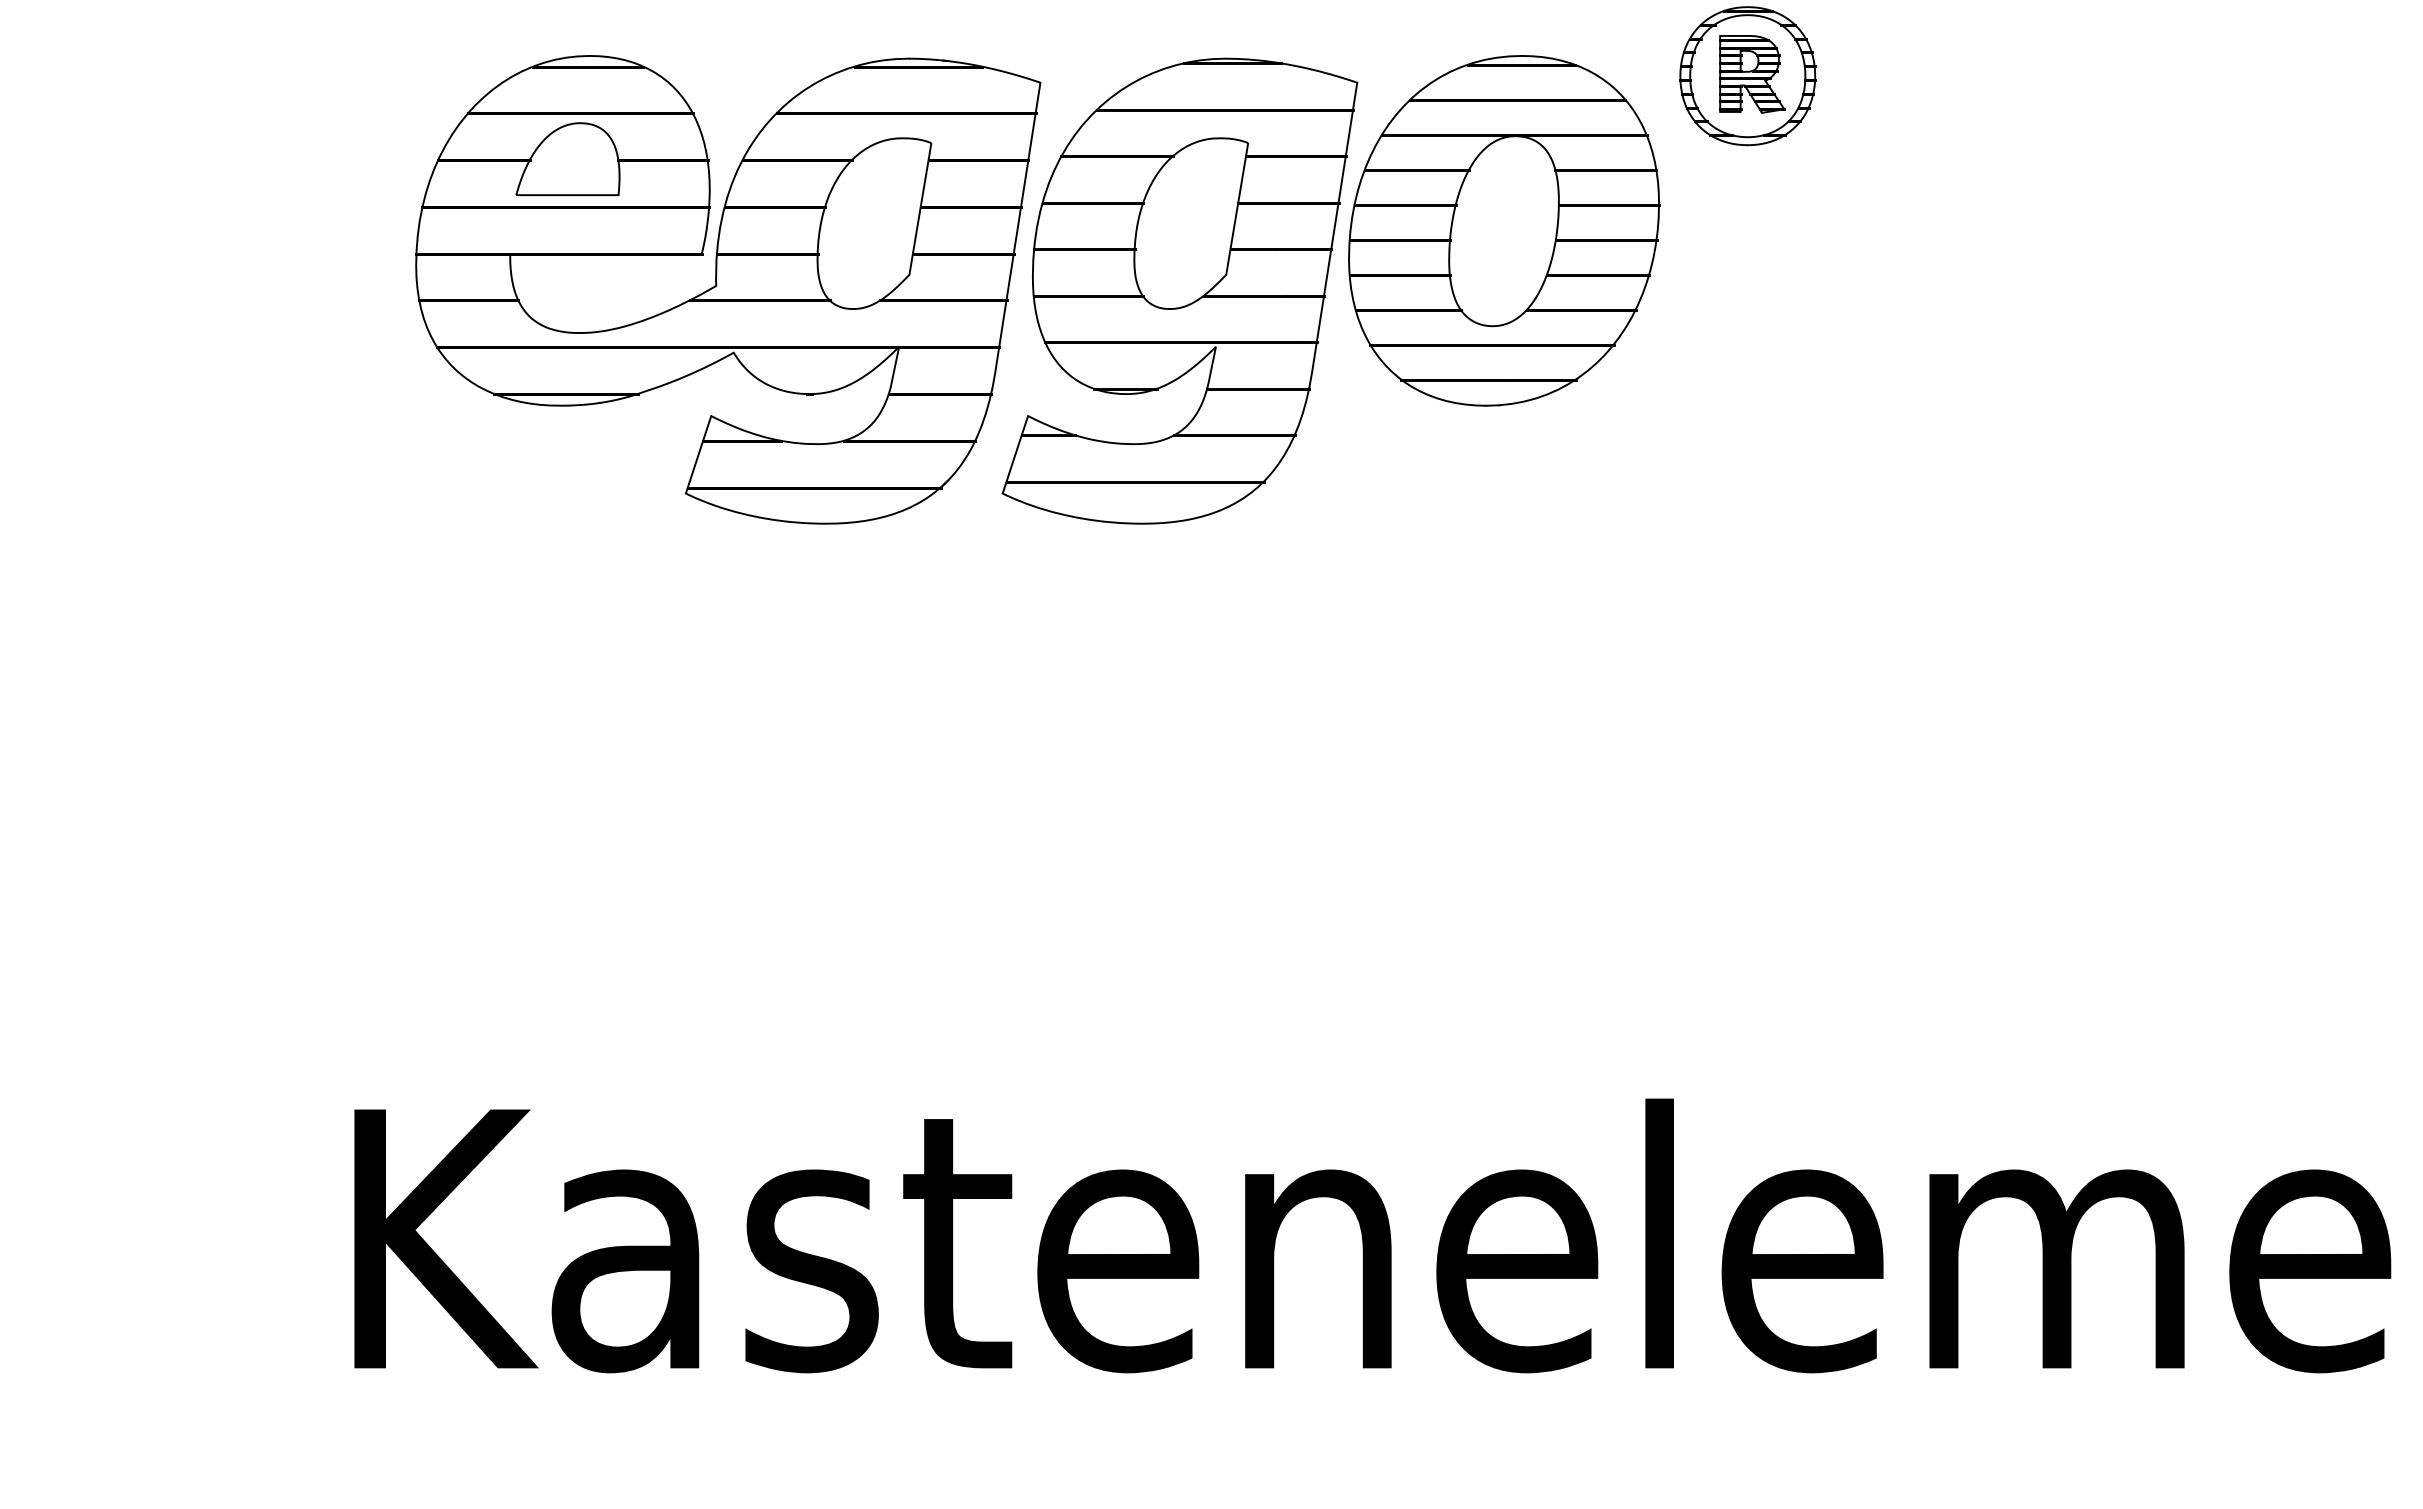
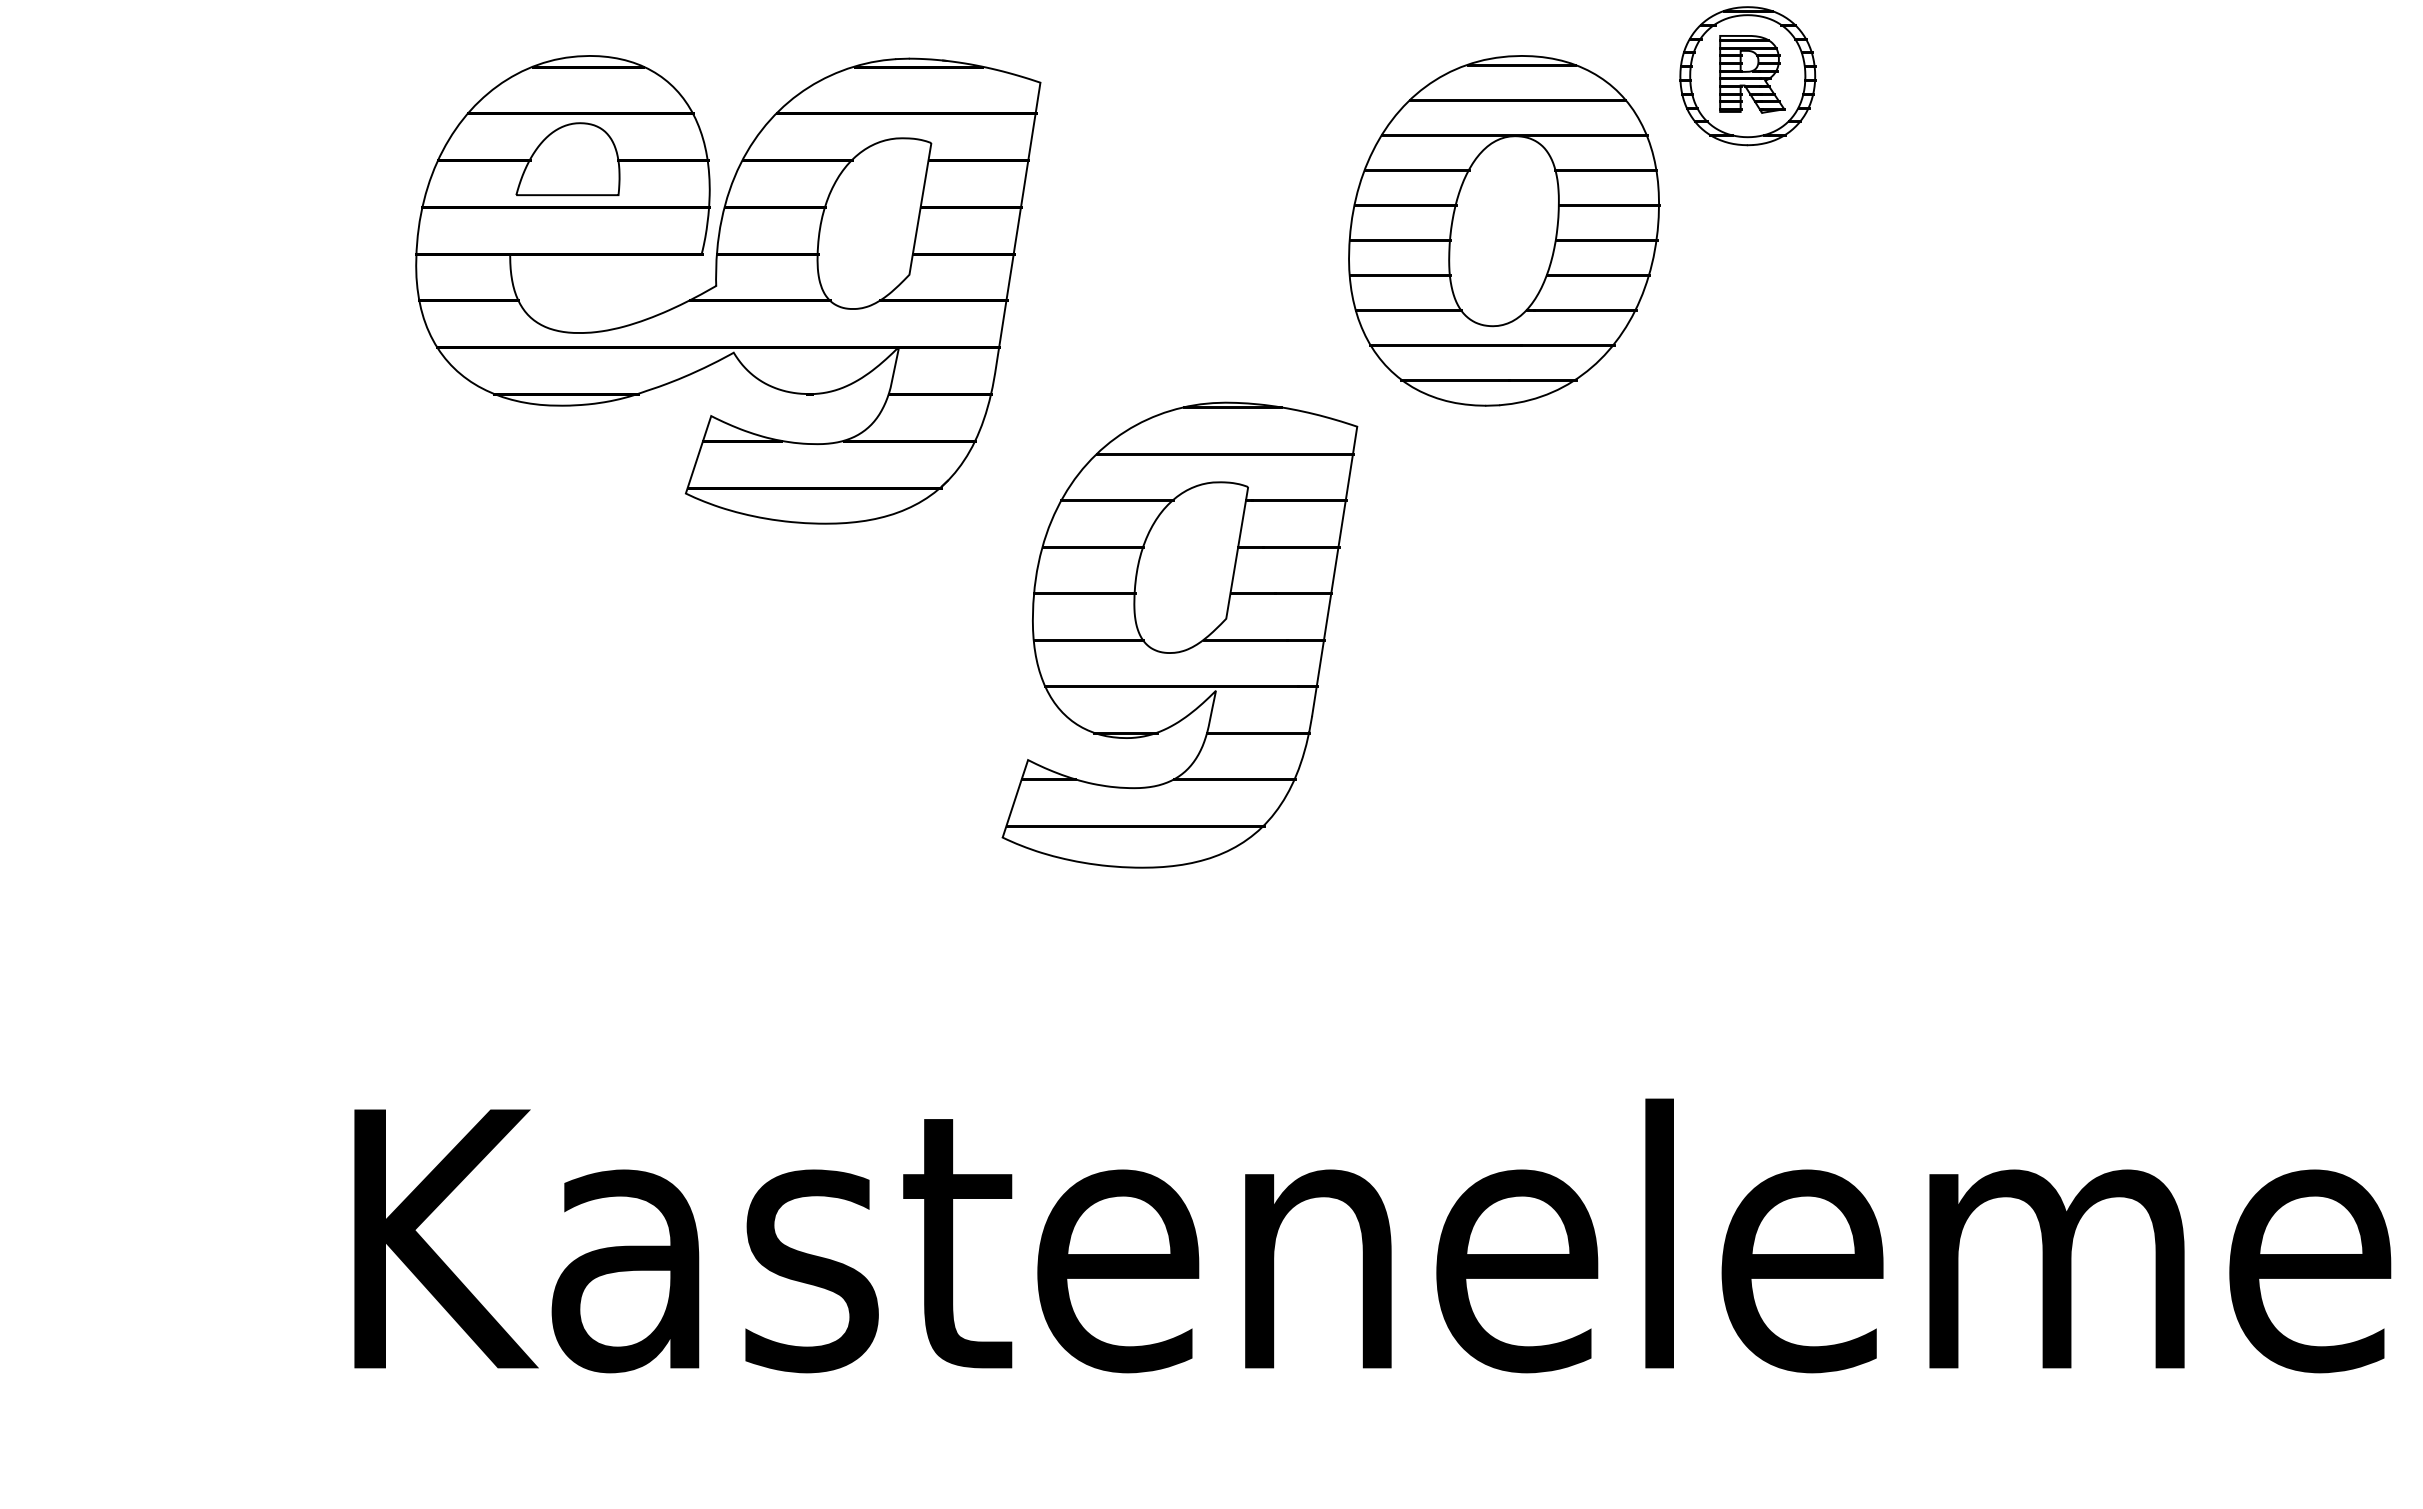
part position: (1179, 290) -> (1179, 634) (1179, 634)
